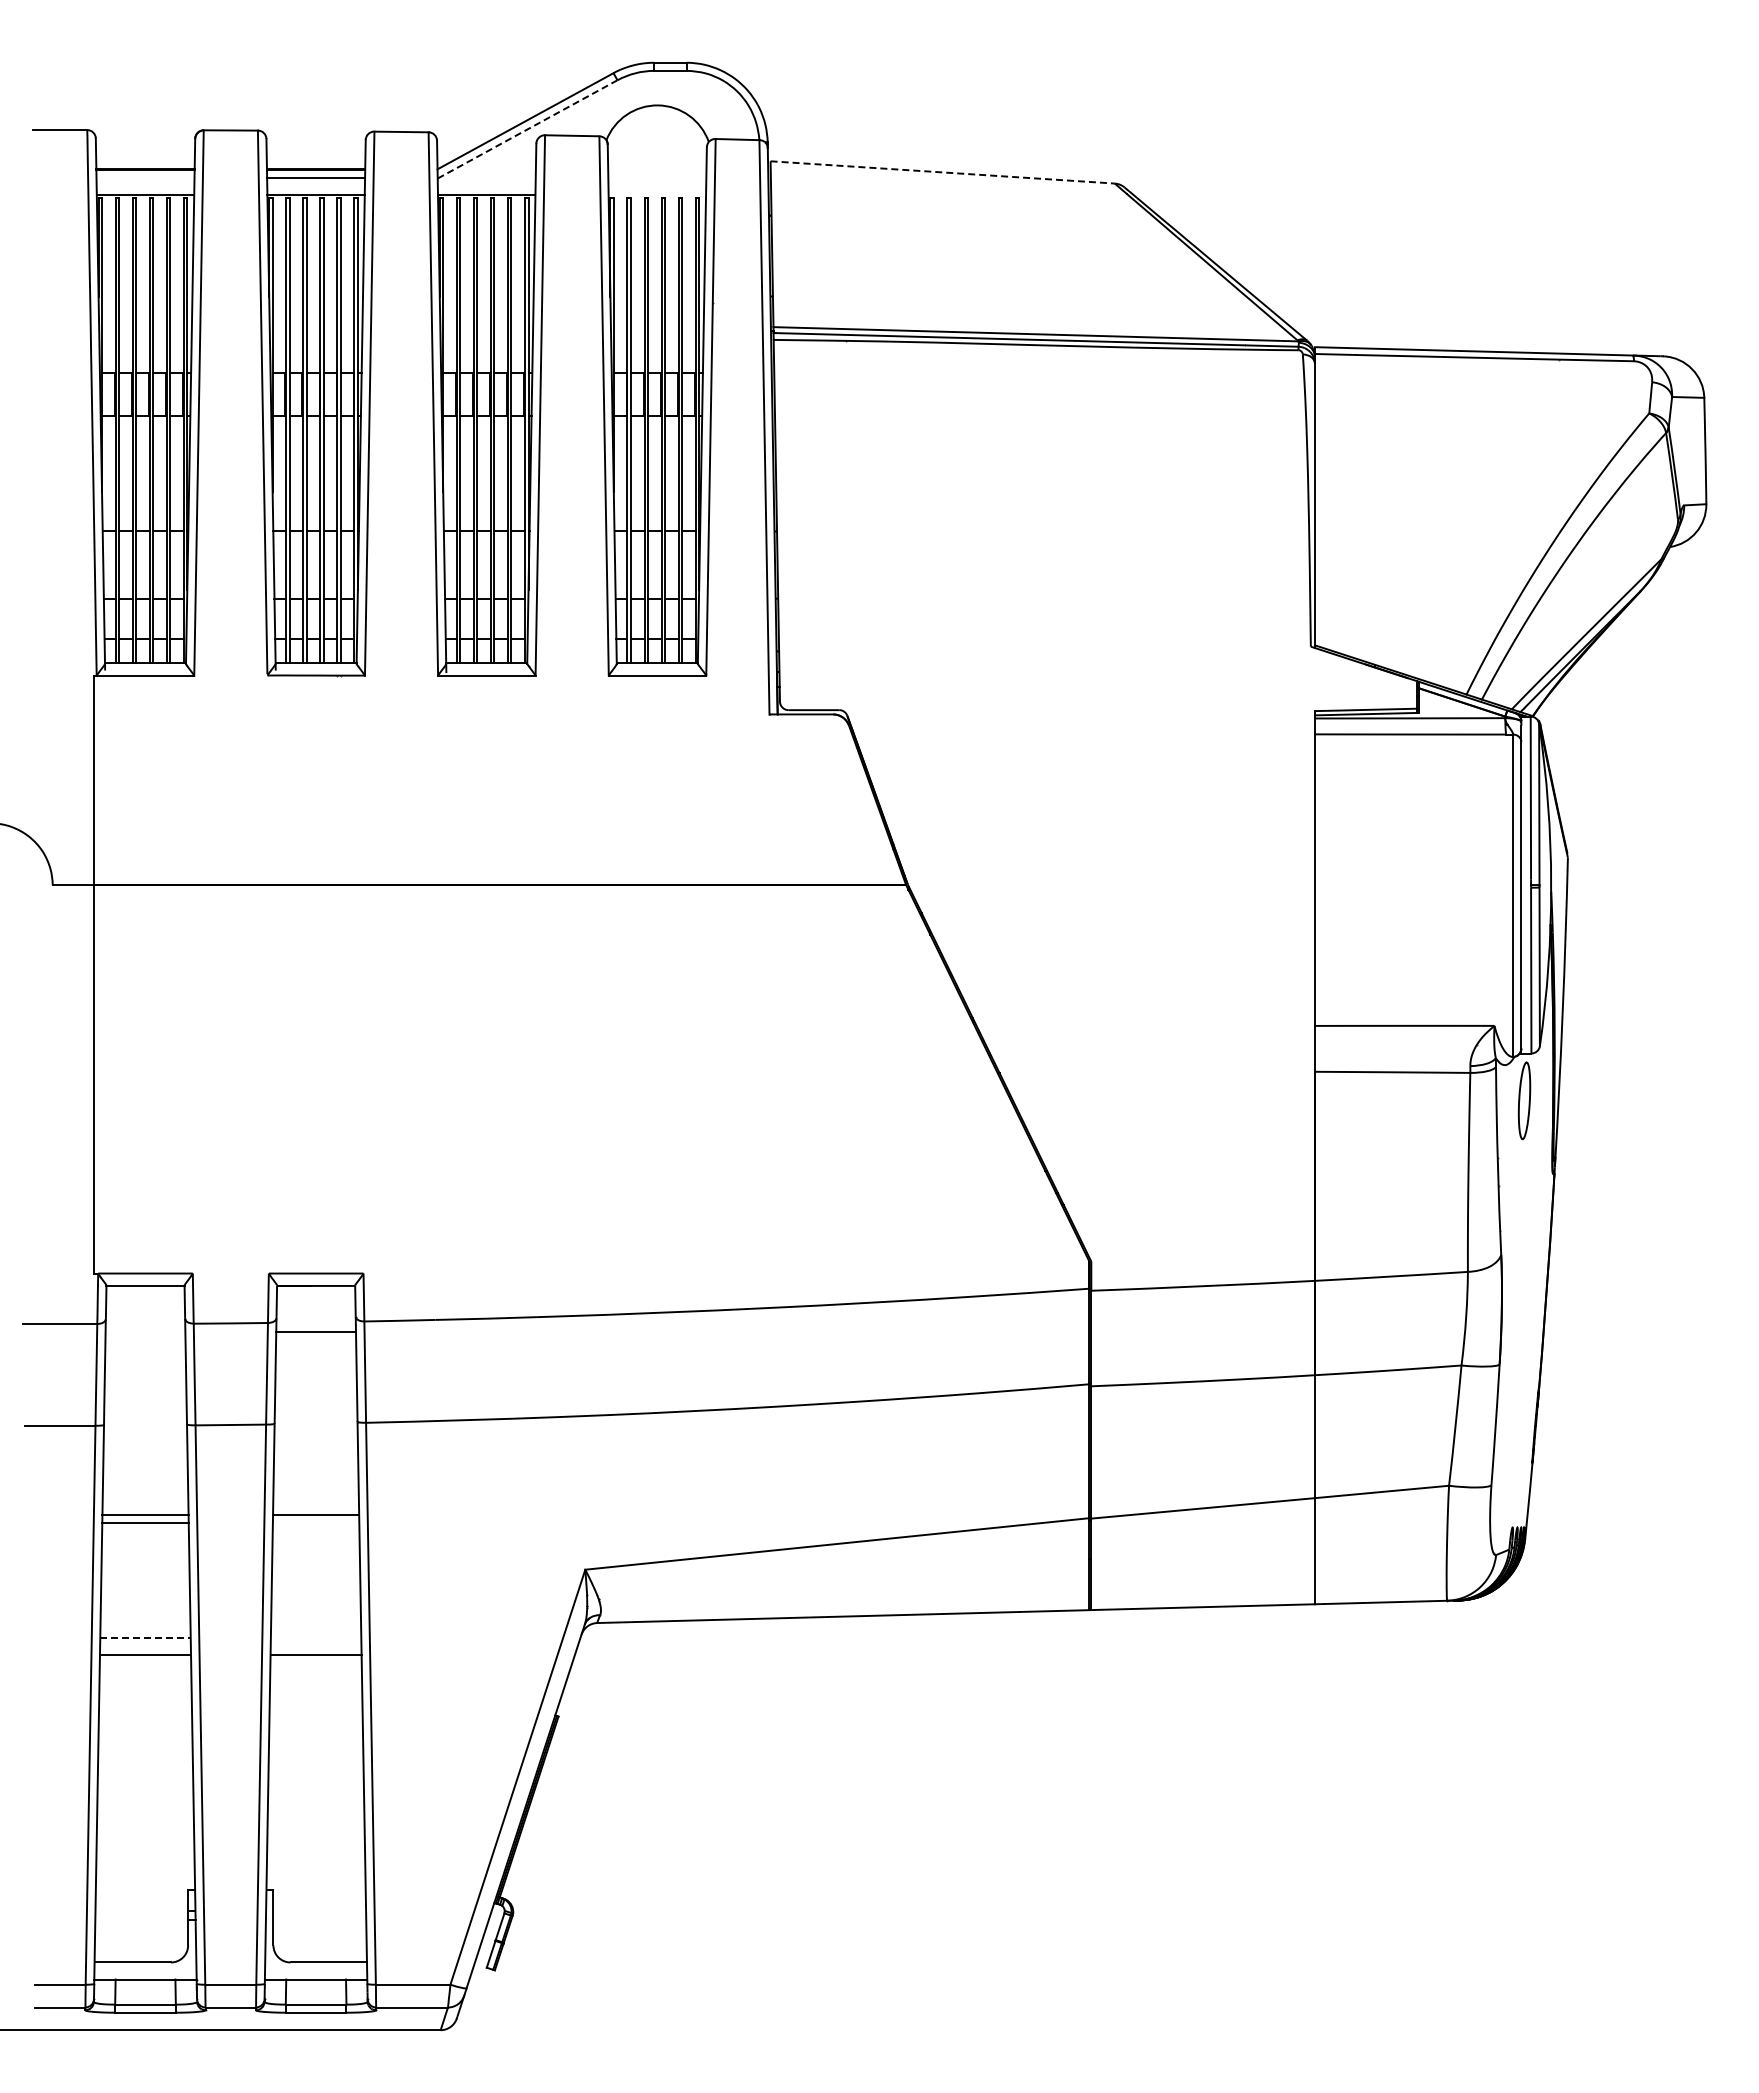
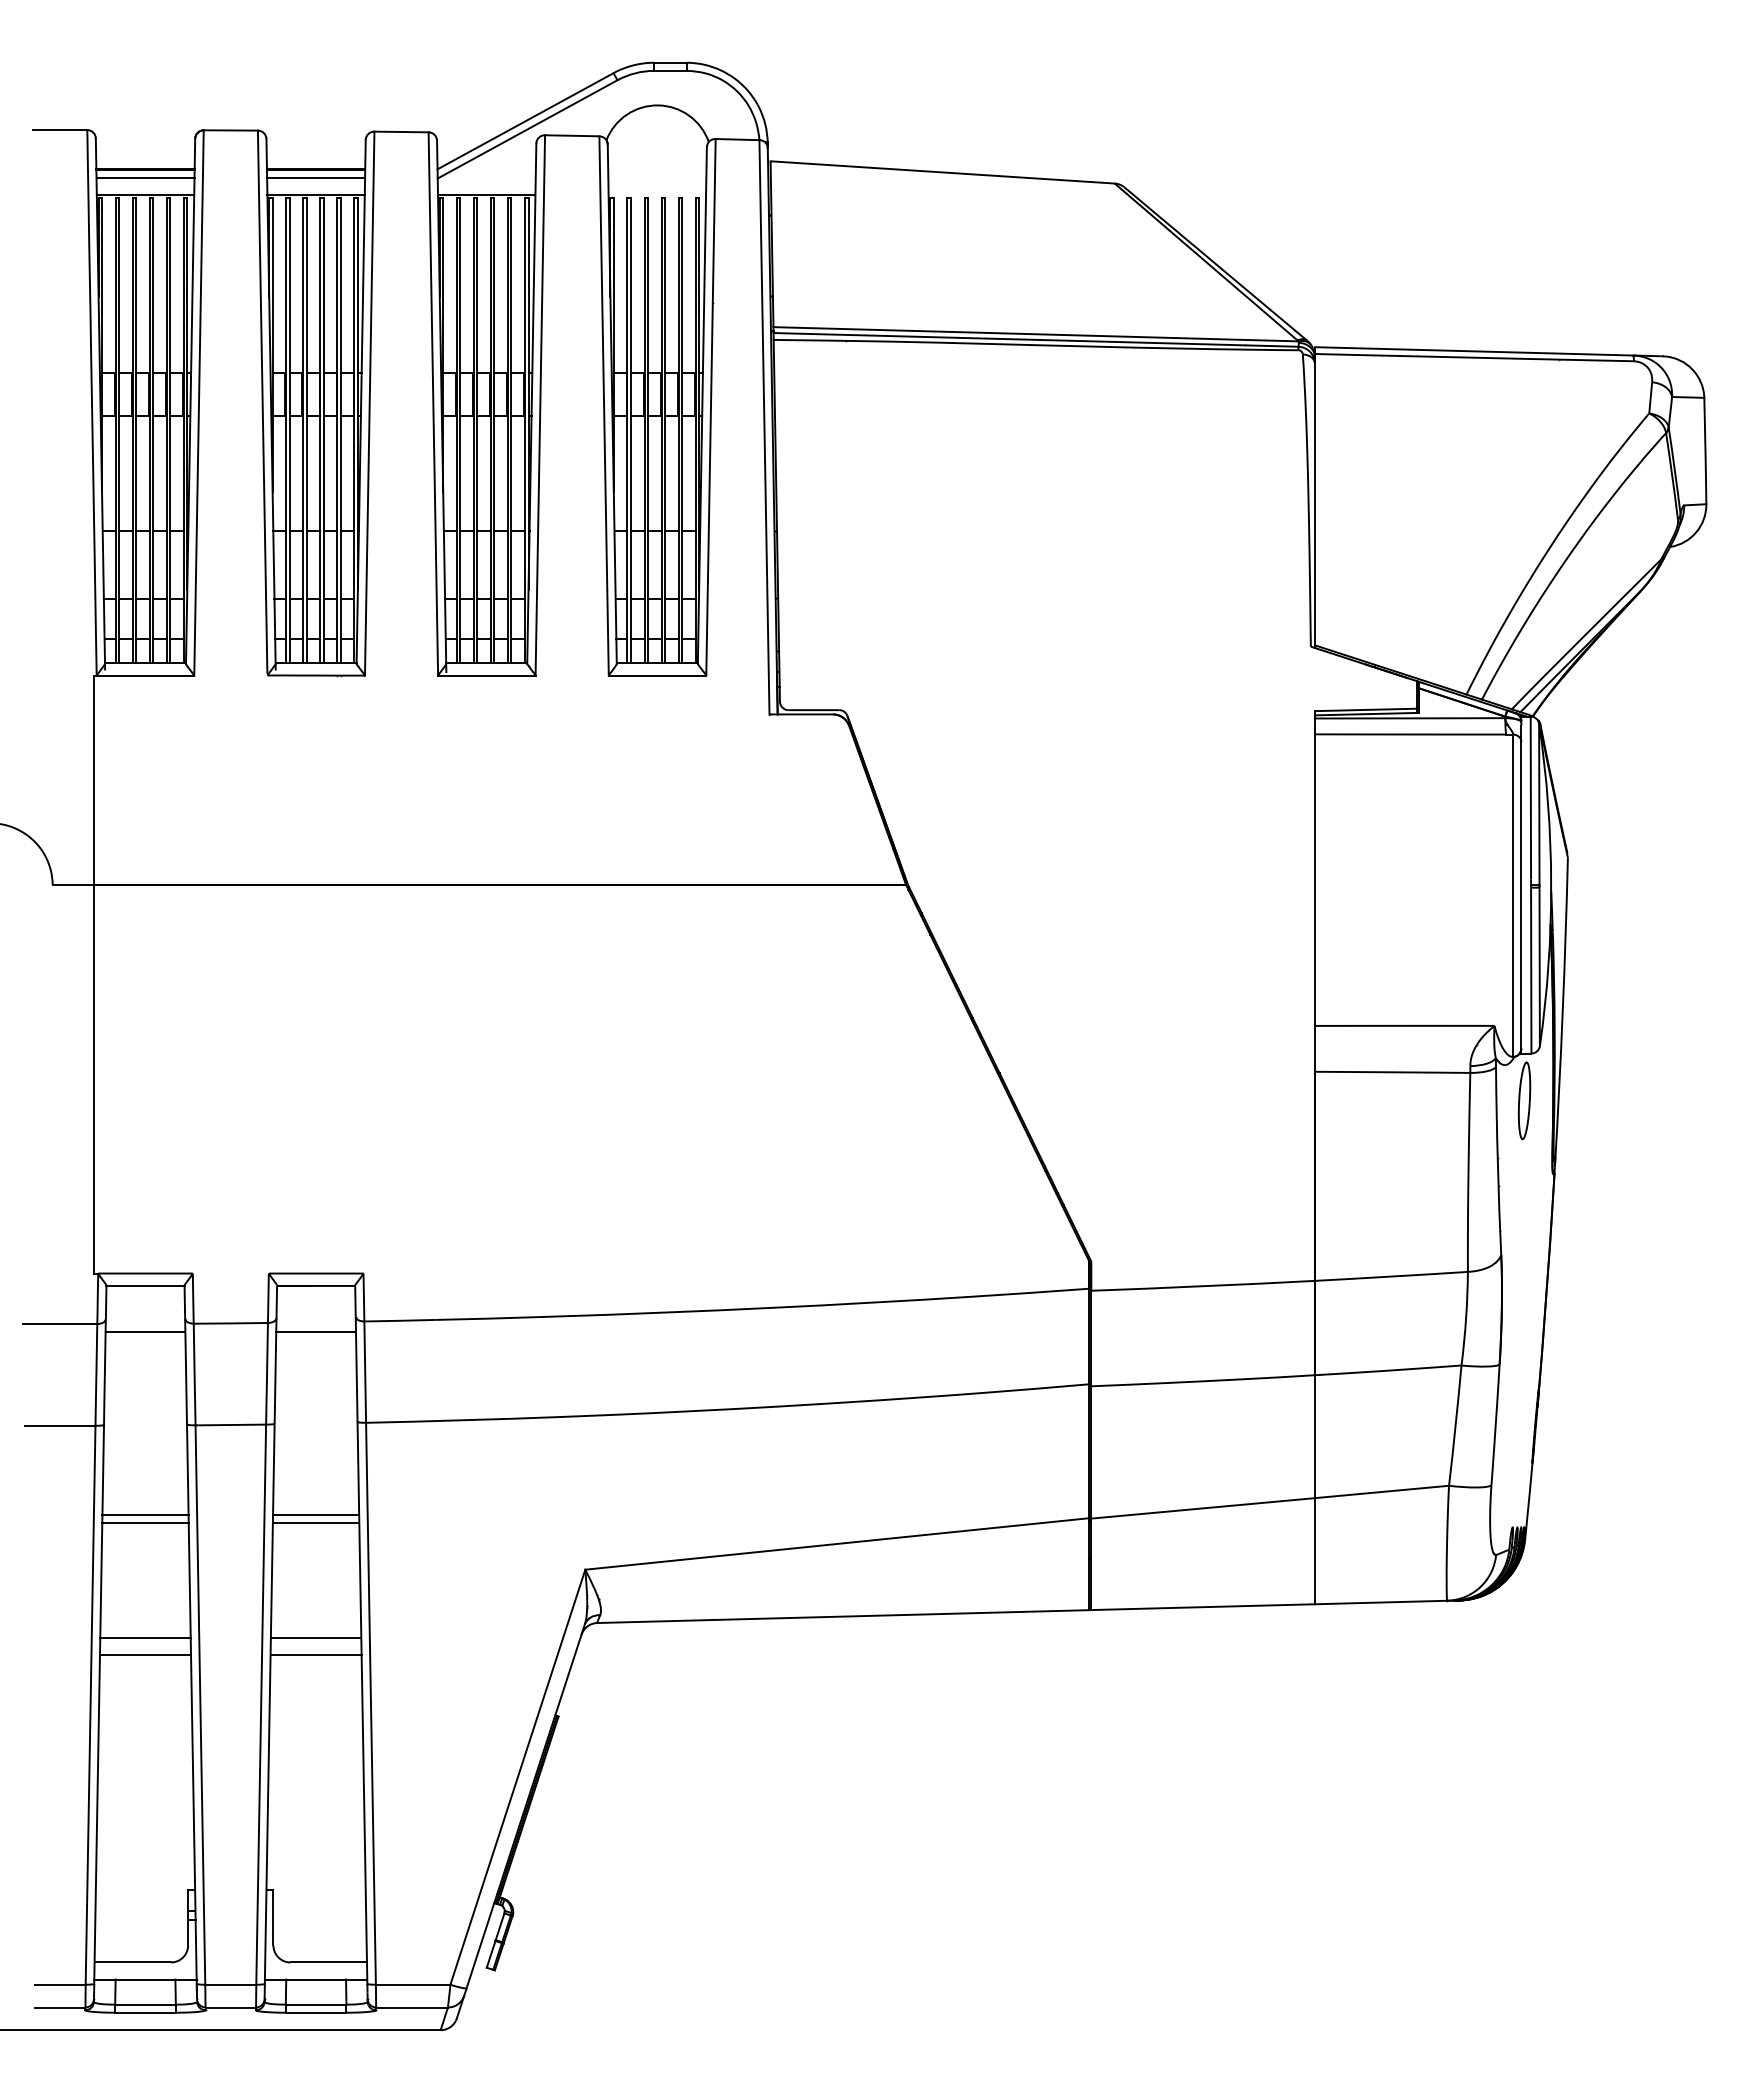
line: dashed -> solid (528, 129)
line: dashed -> solid (943, 172)
line: none -> present (145, 178)
line: none -> present (145, 1331)
line: none -> present (315, 1523)
line: dashed -> solid (145, 1638)
line: none -> present (315, 1638)
